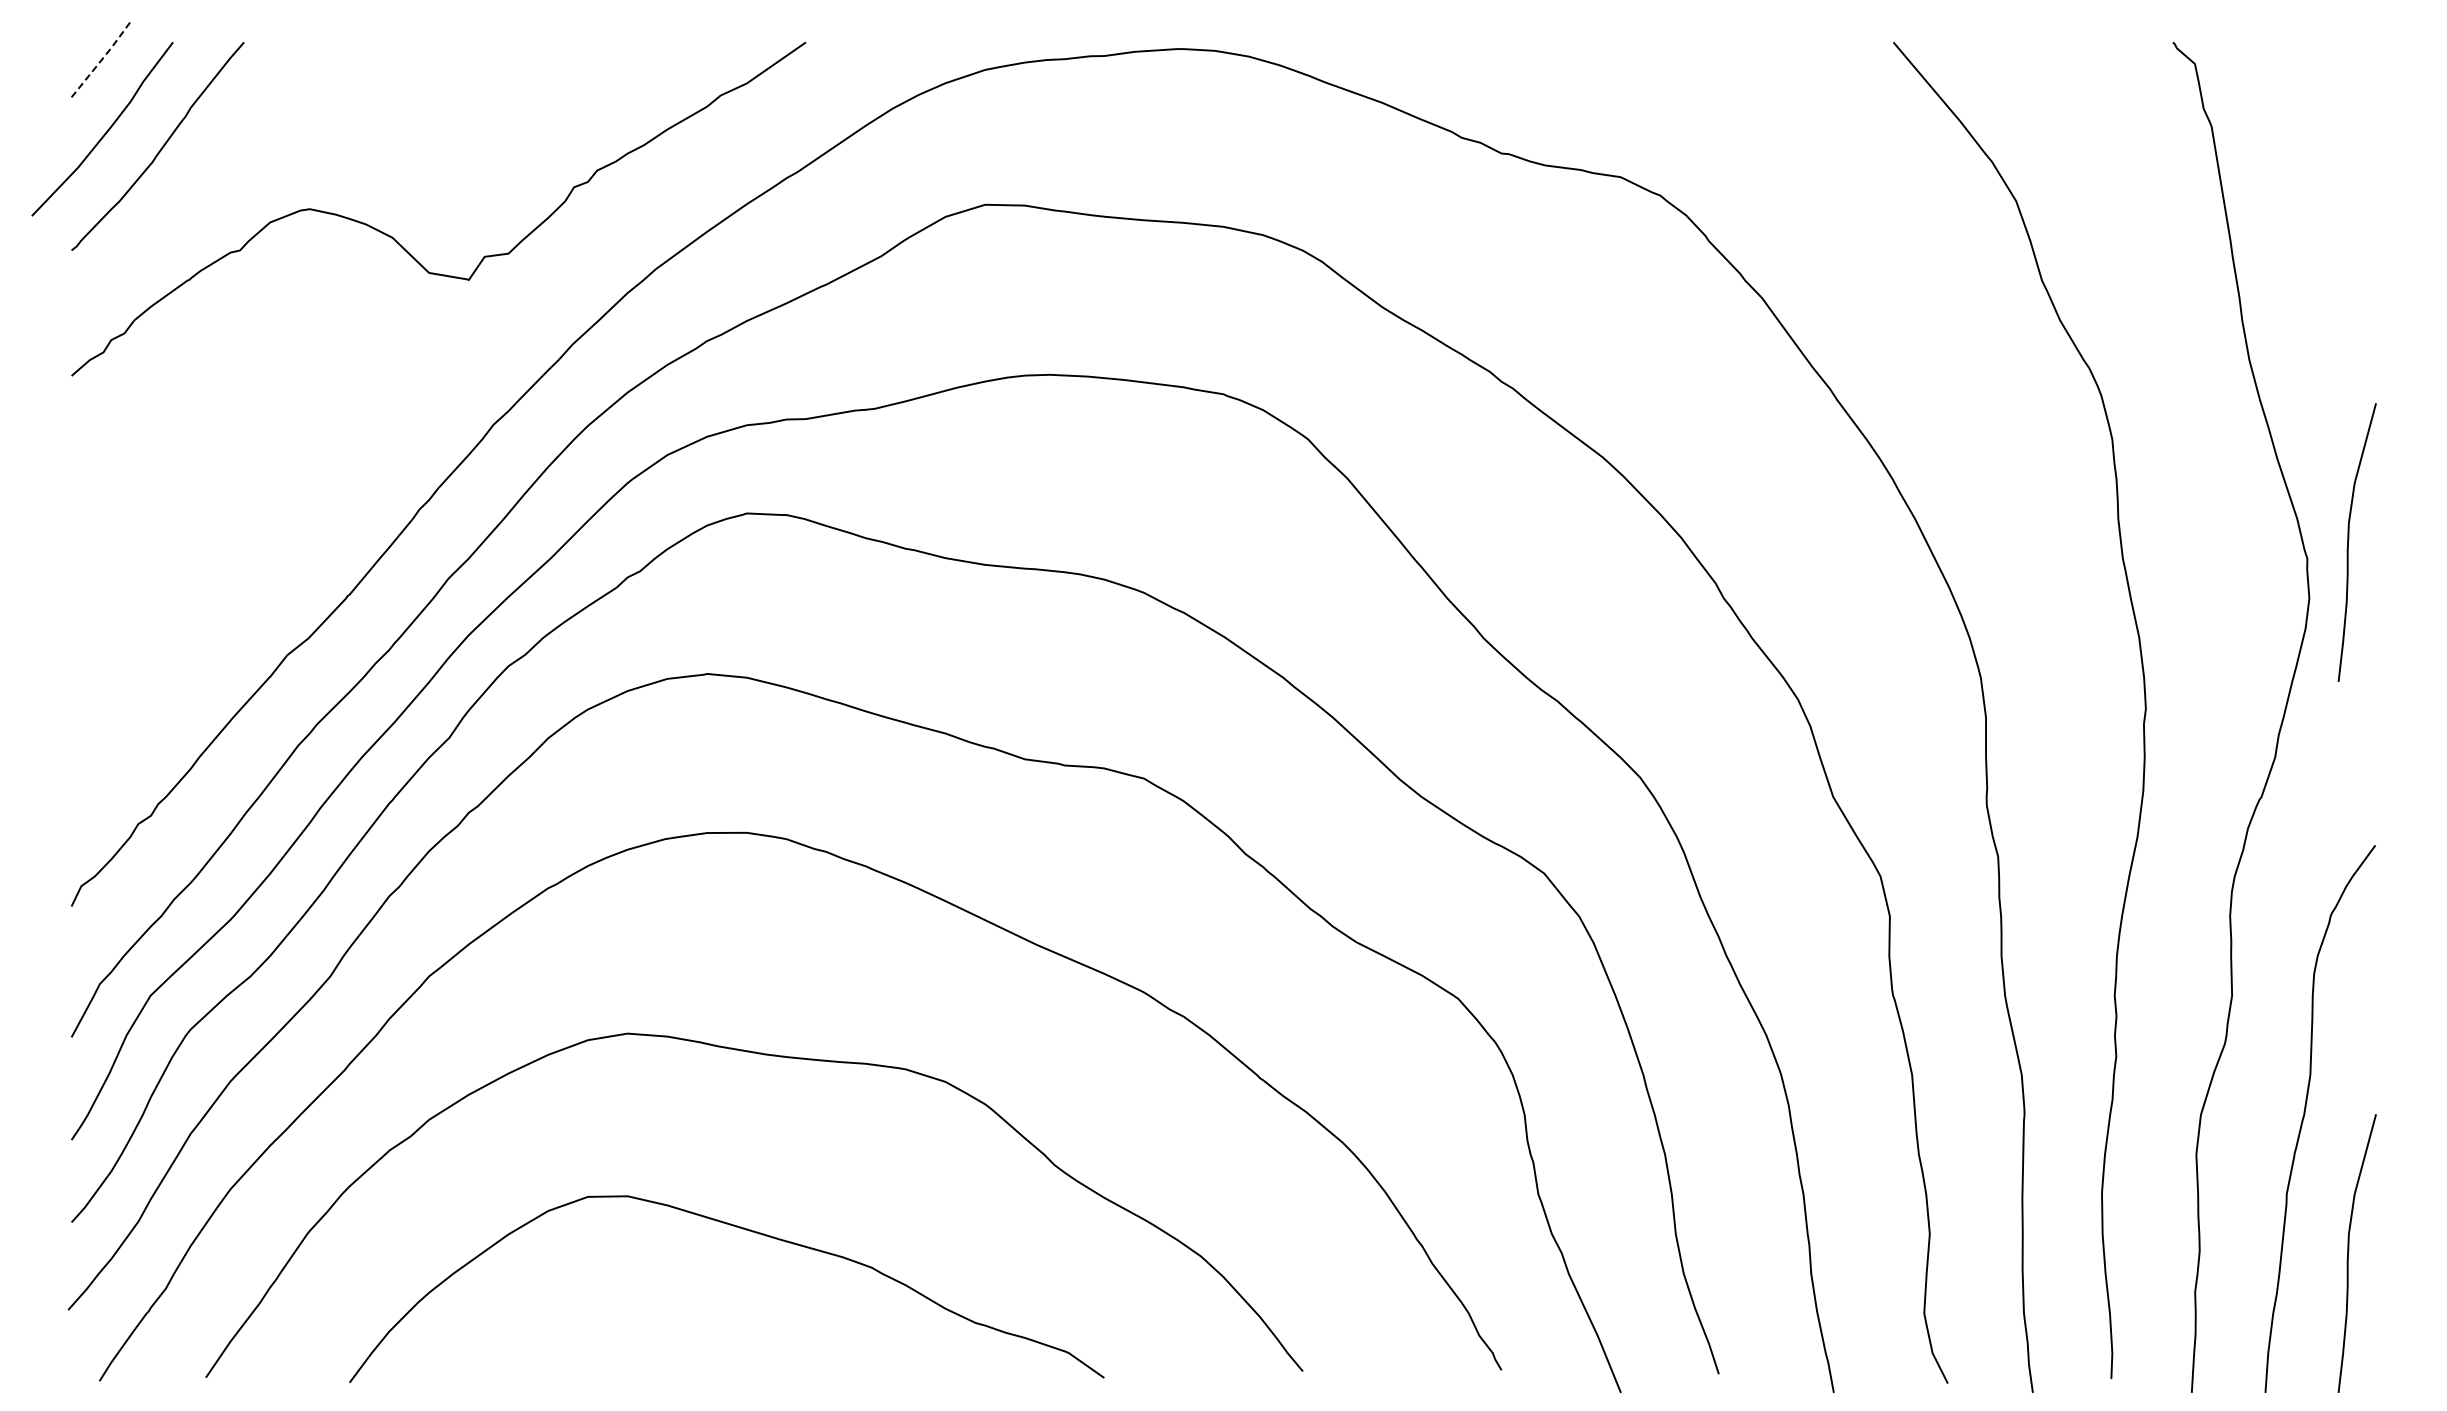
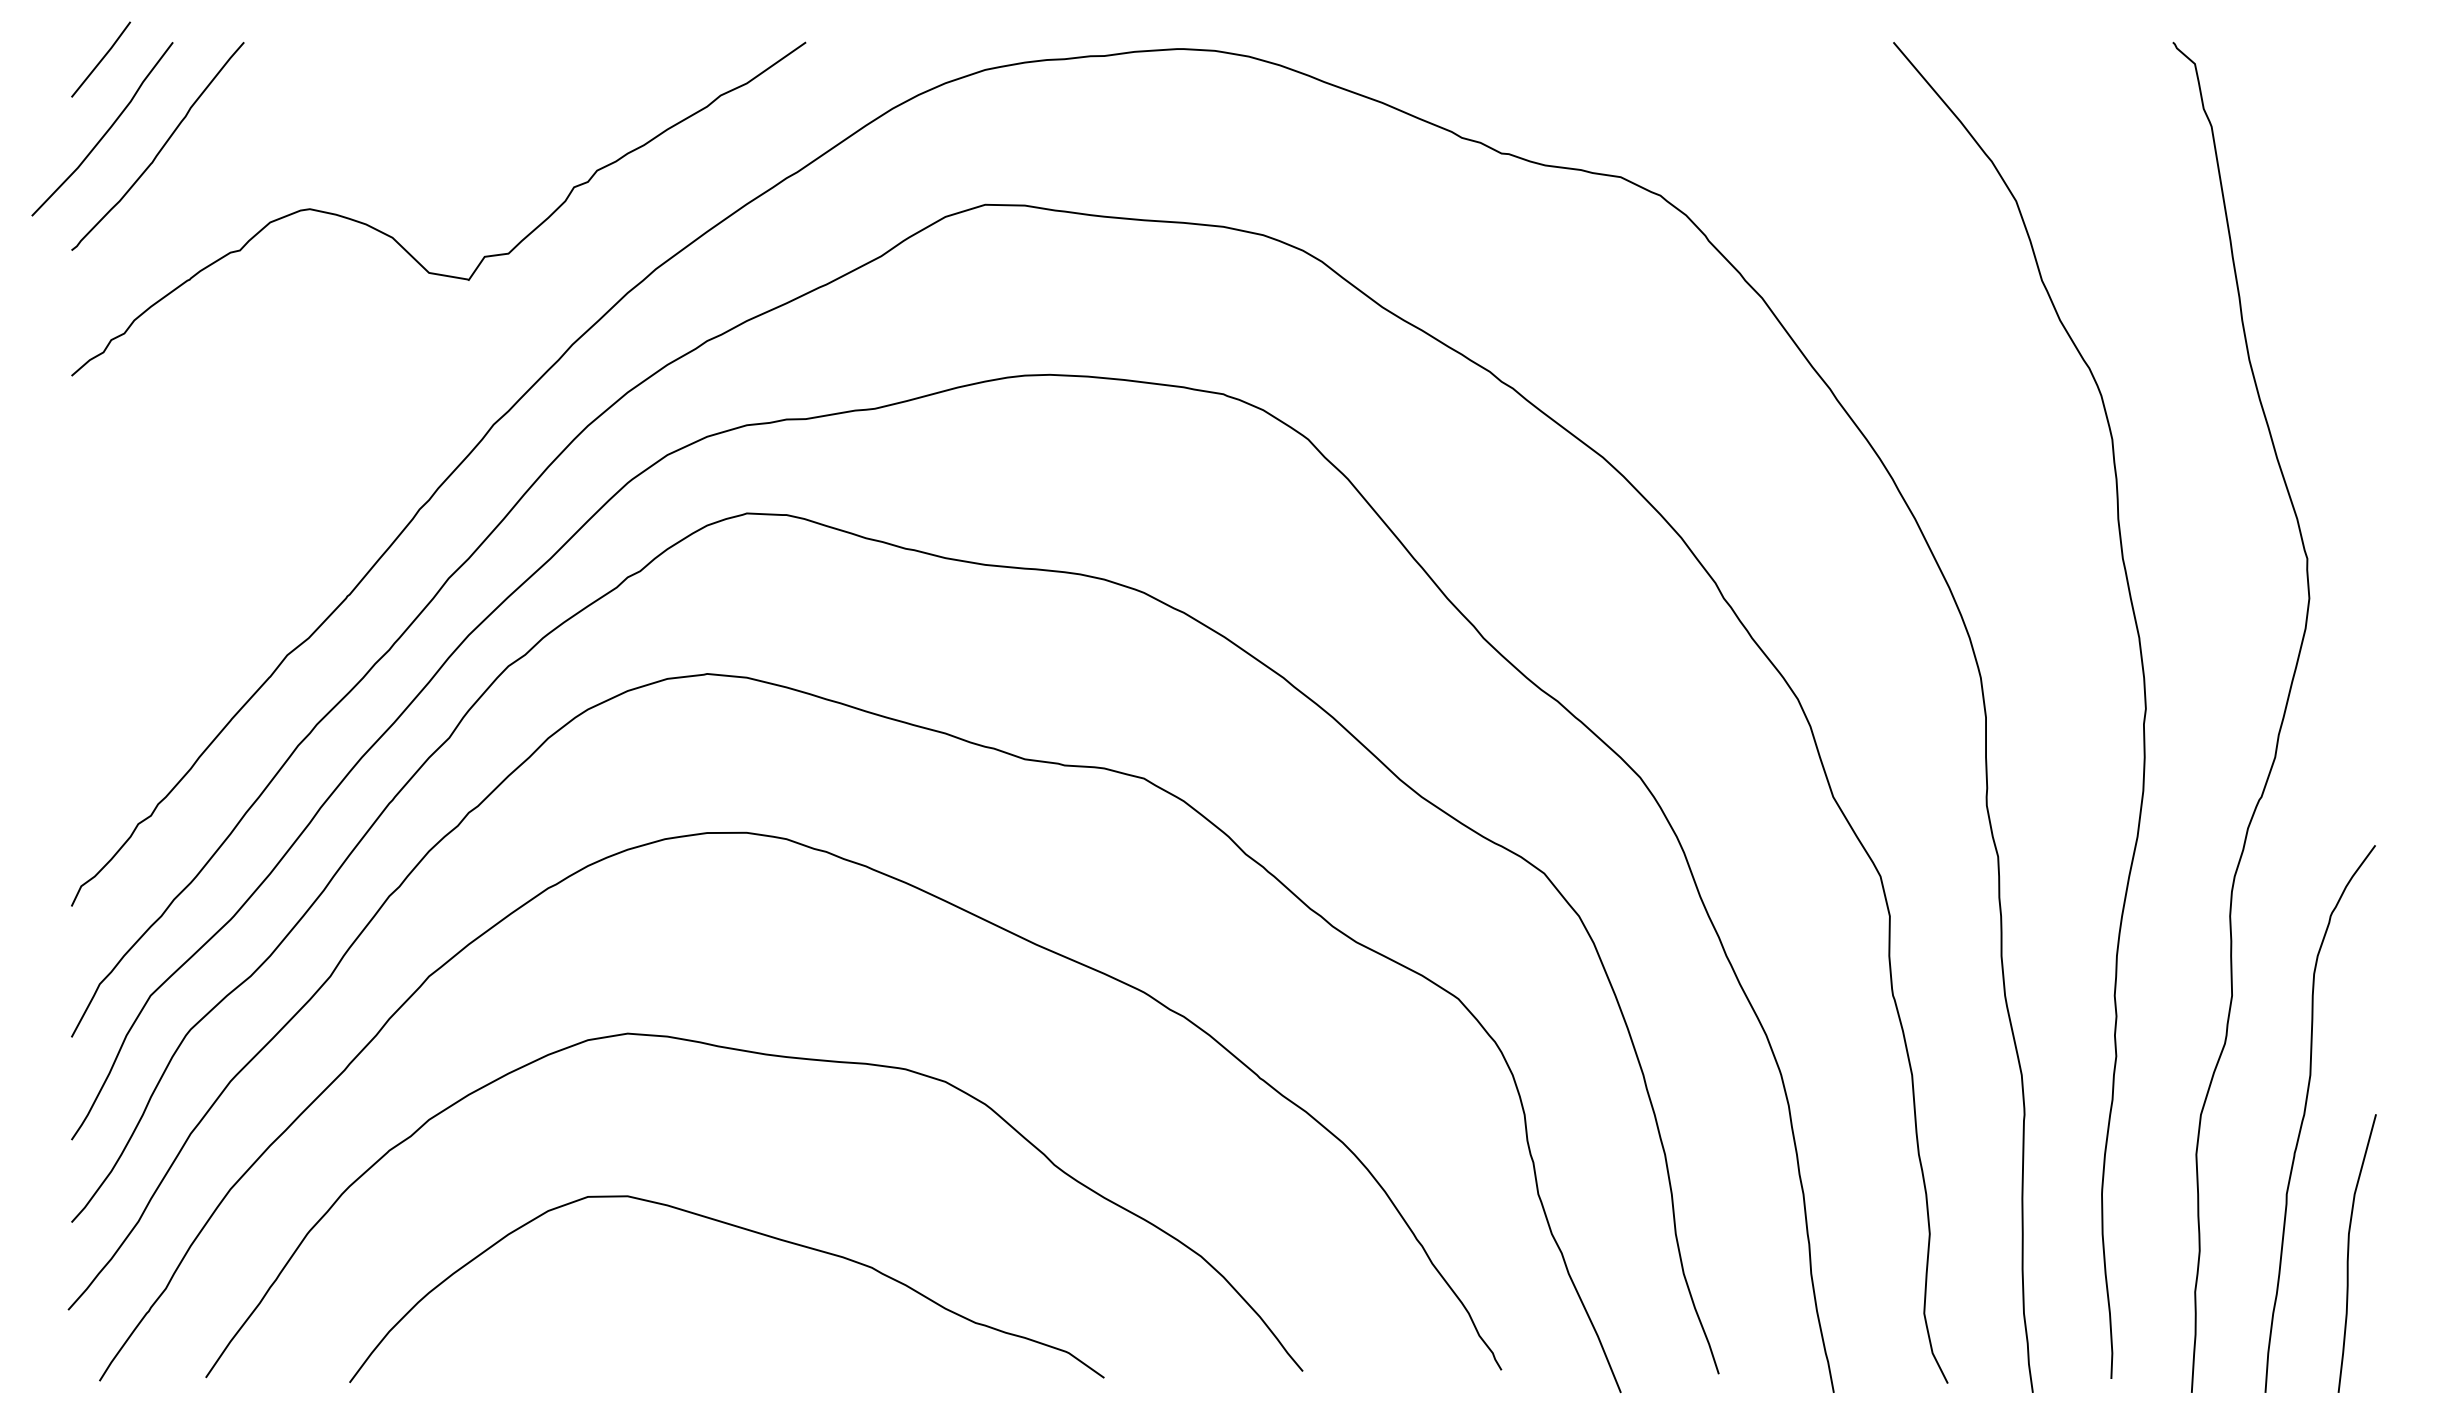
line: dashed -> solid (102, 59)
curve: present -> none (2349, 540)
